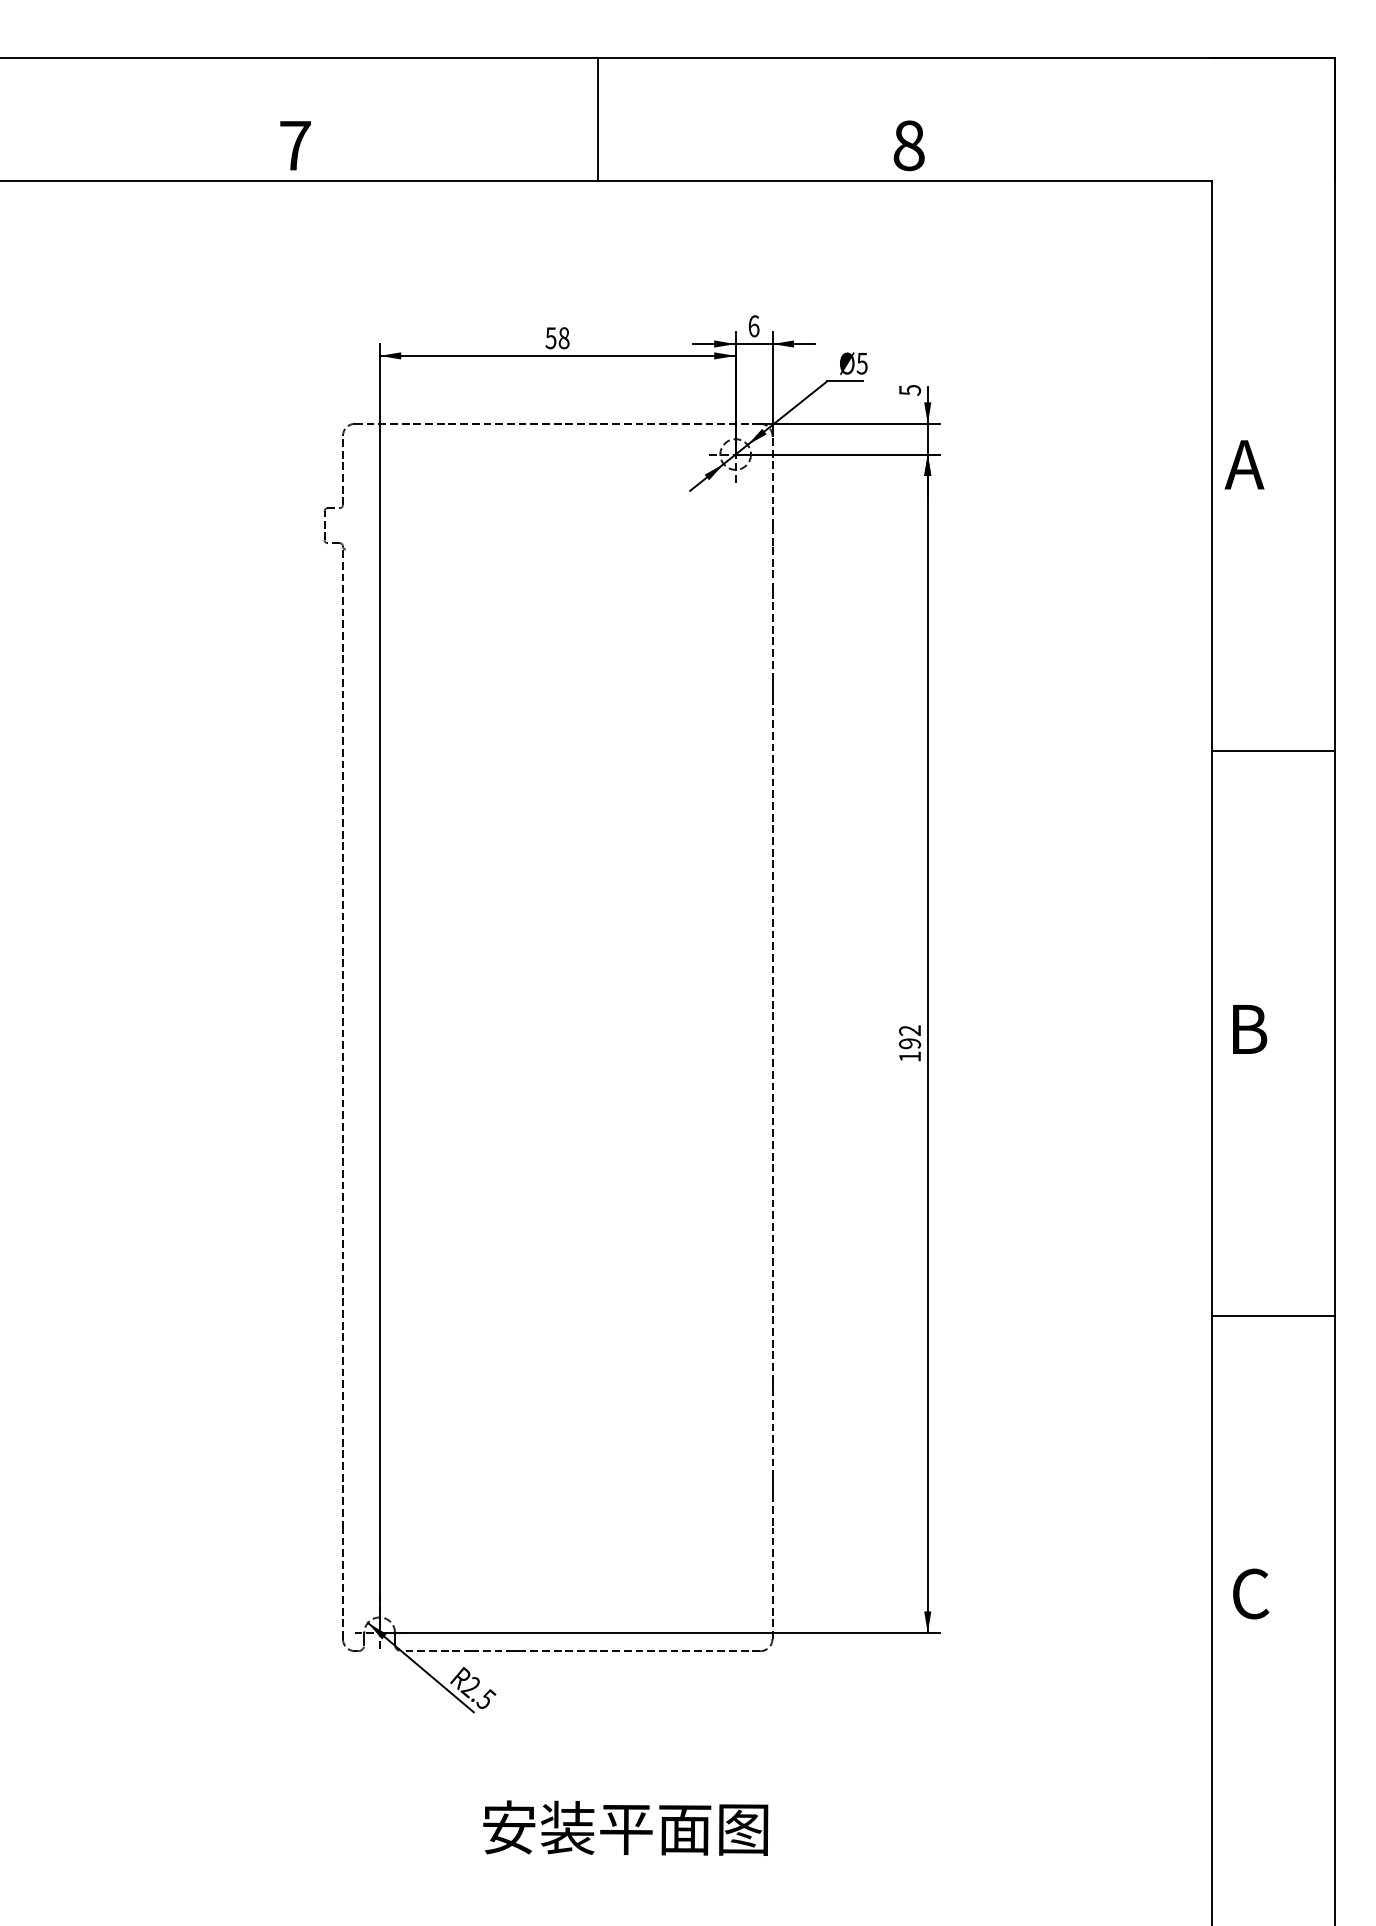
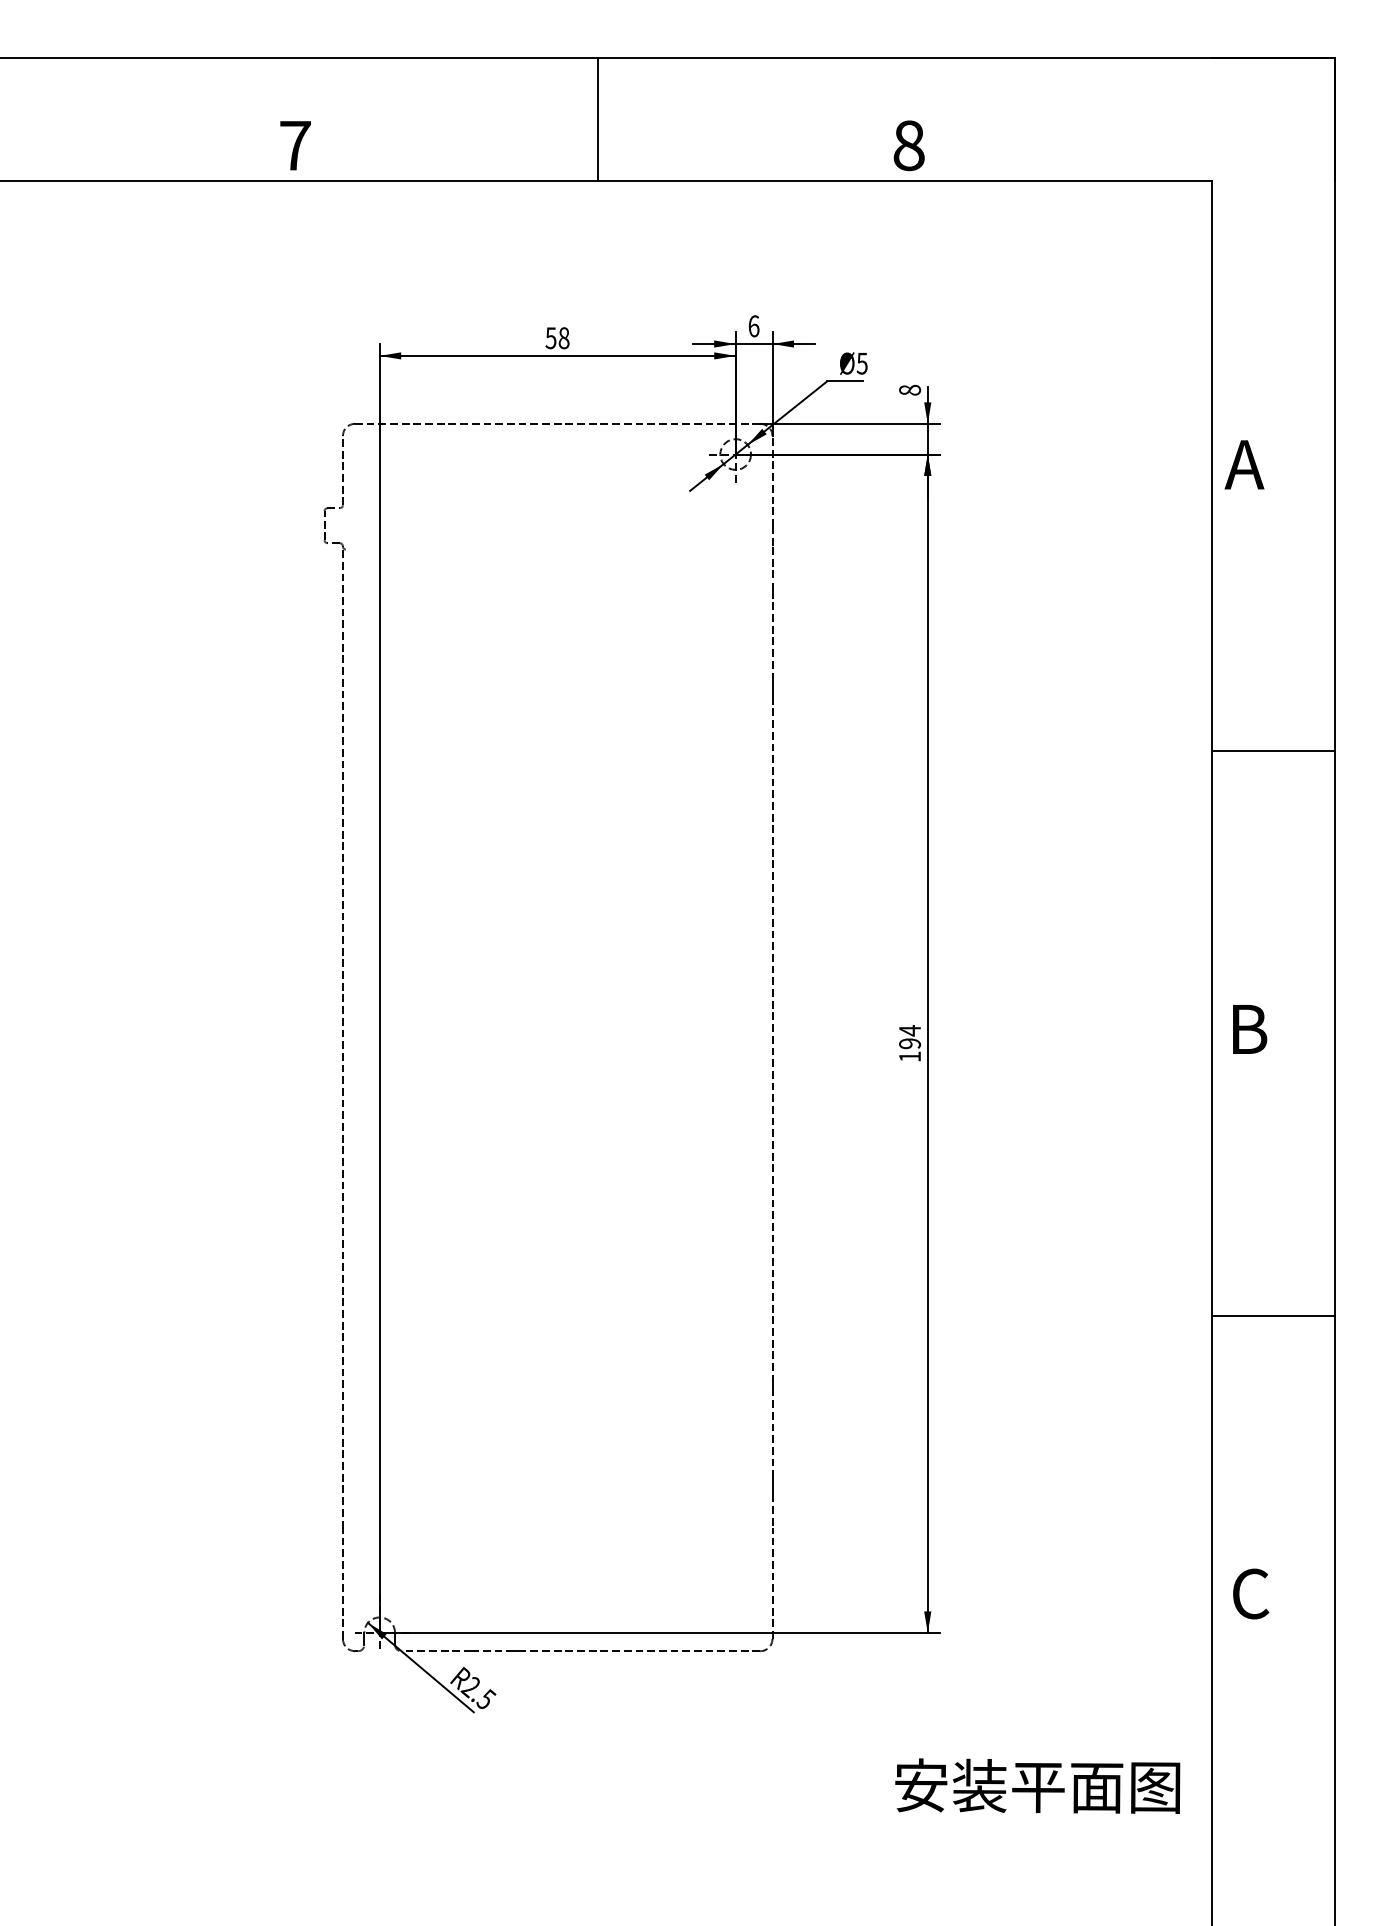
text: 5 -> 8 (909, 389)
text: 192 -> 194 (909, 1030)
text position: (625, 1827) -> (1037, 1785) (1037, 1785)
